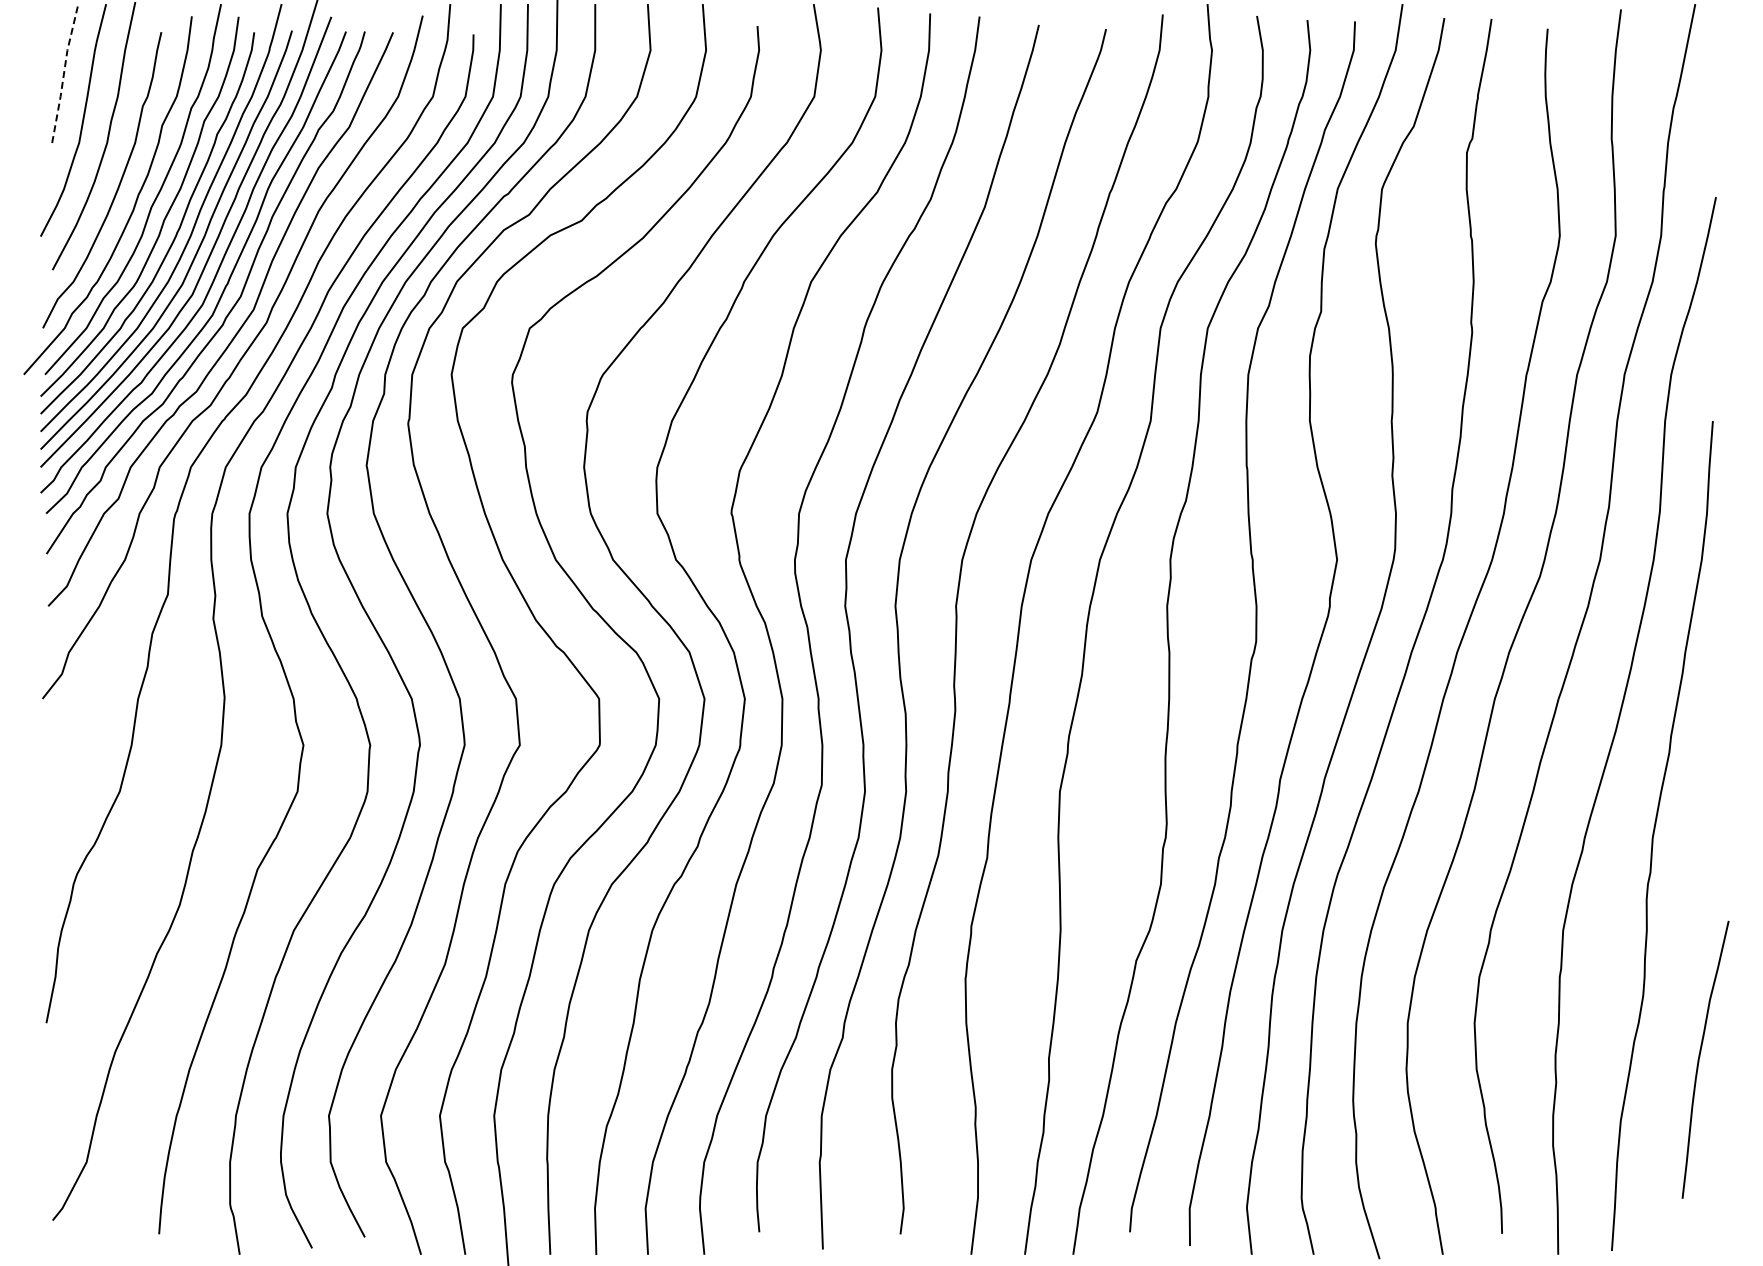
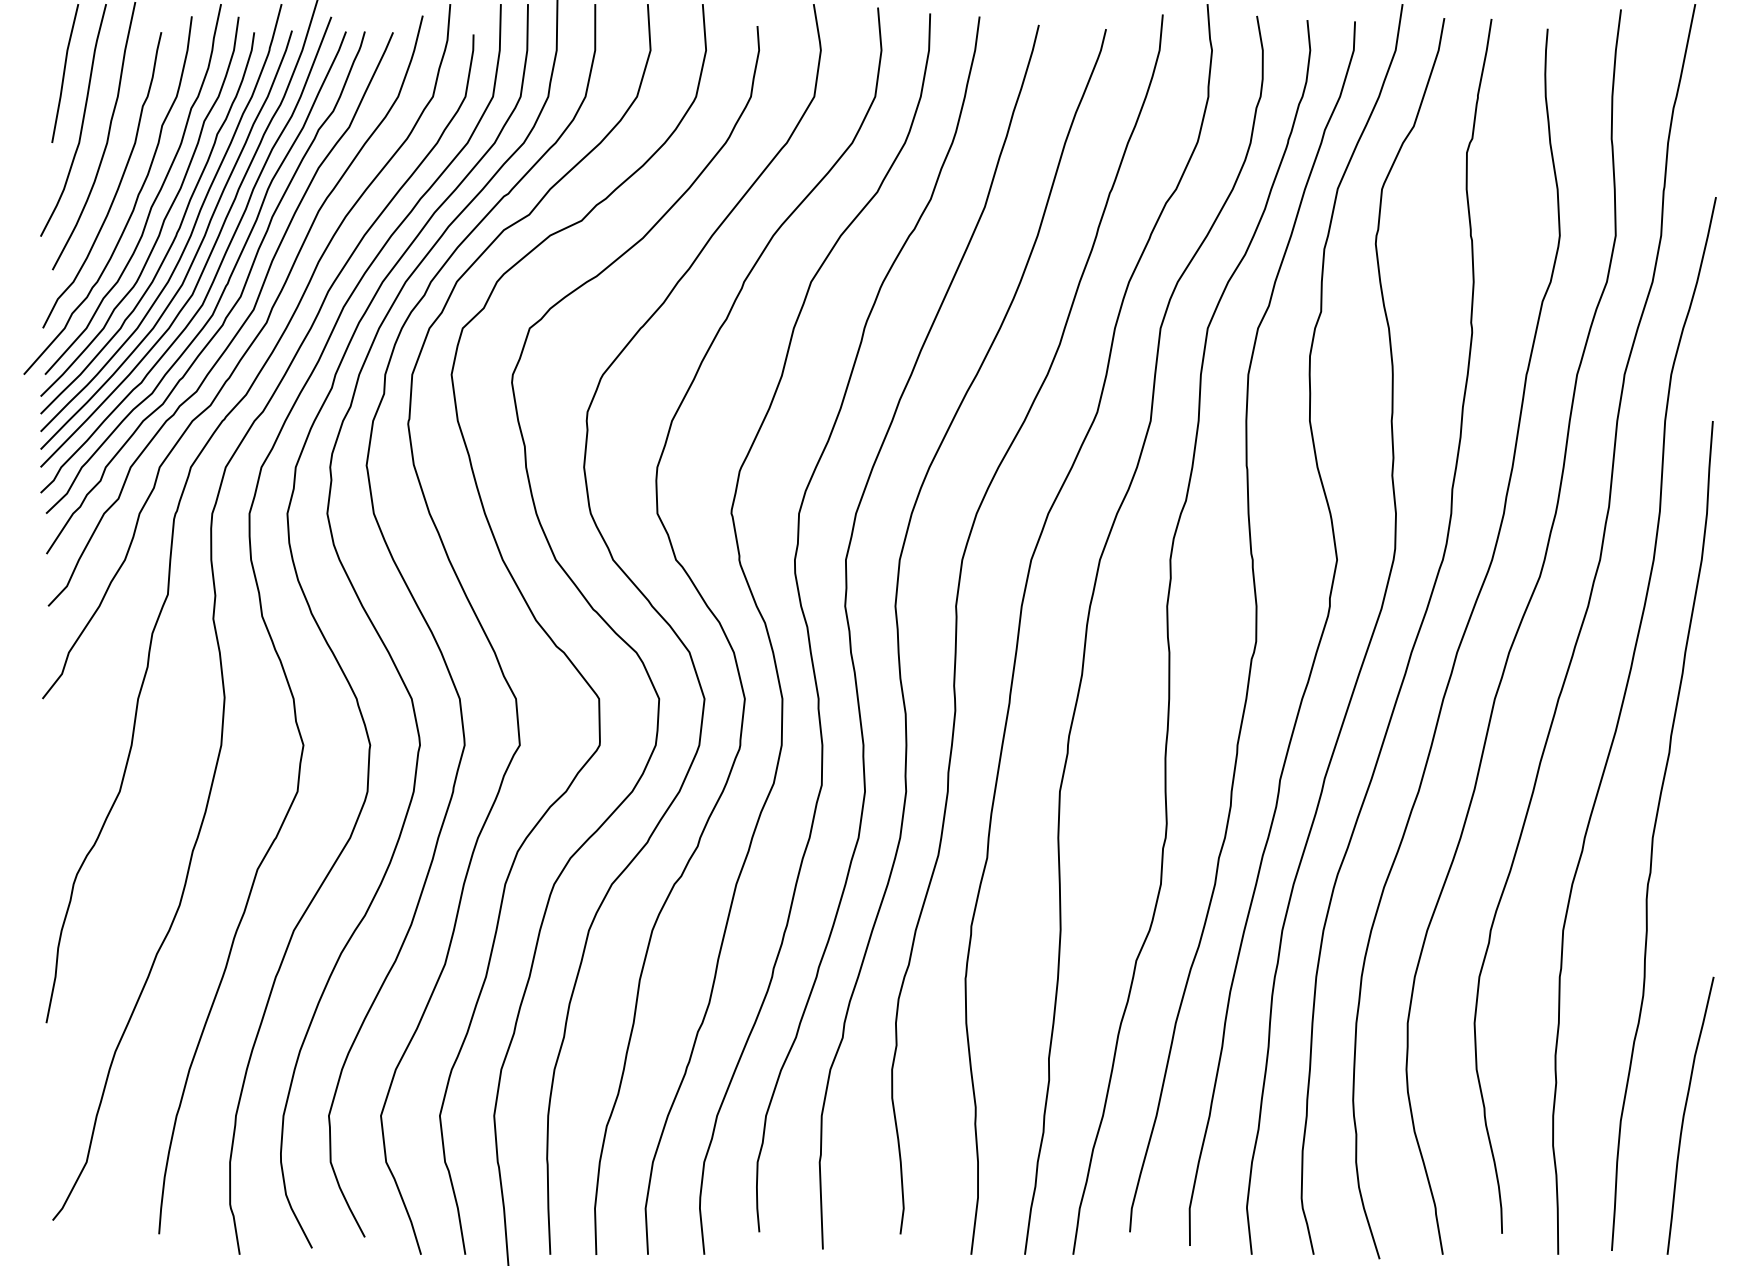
line: dashed -> solid (64, 73)
curve position: (1700, 1056) -> (1685, 1112) (1685, 1112)
